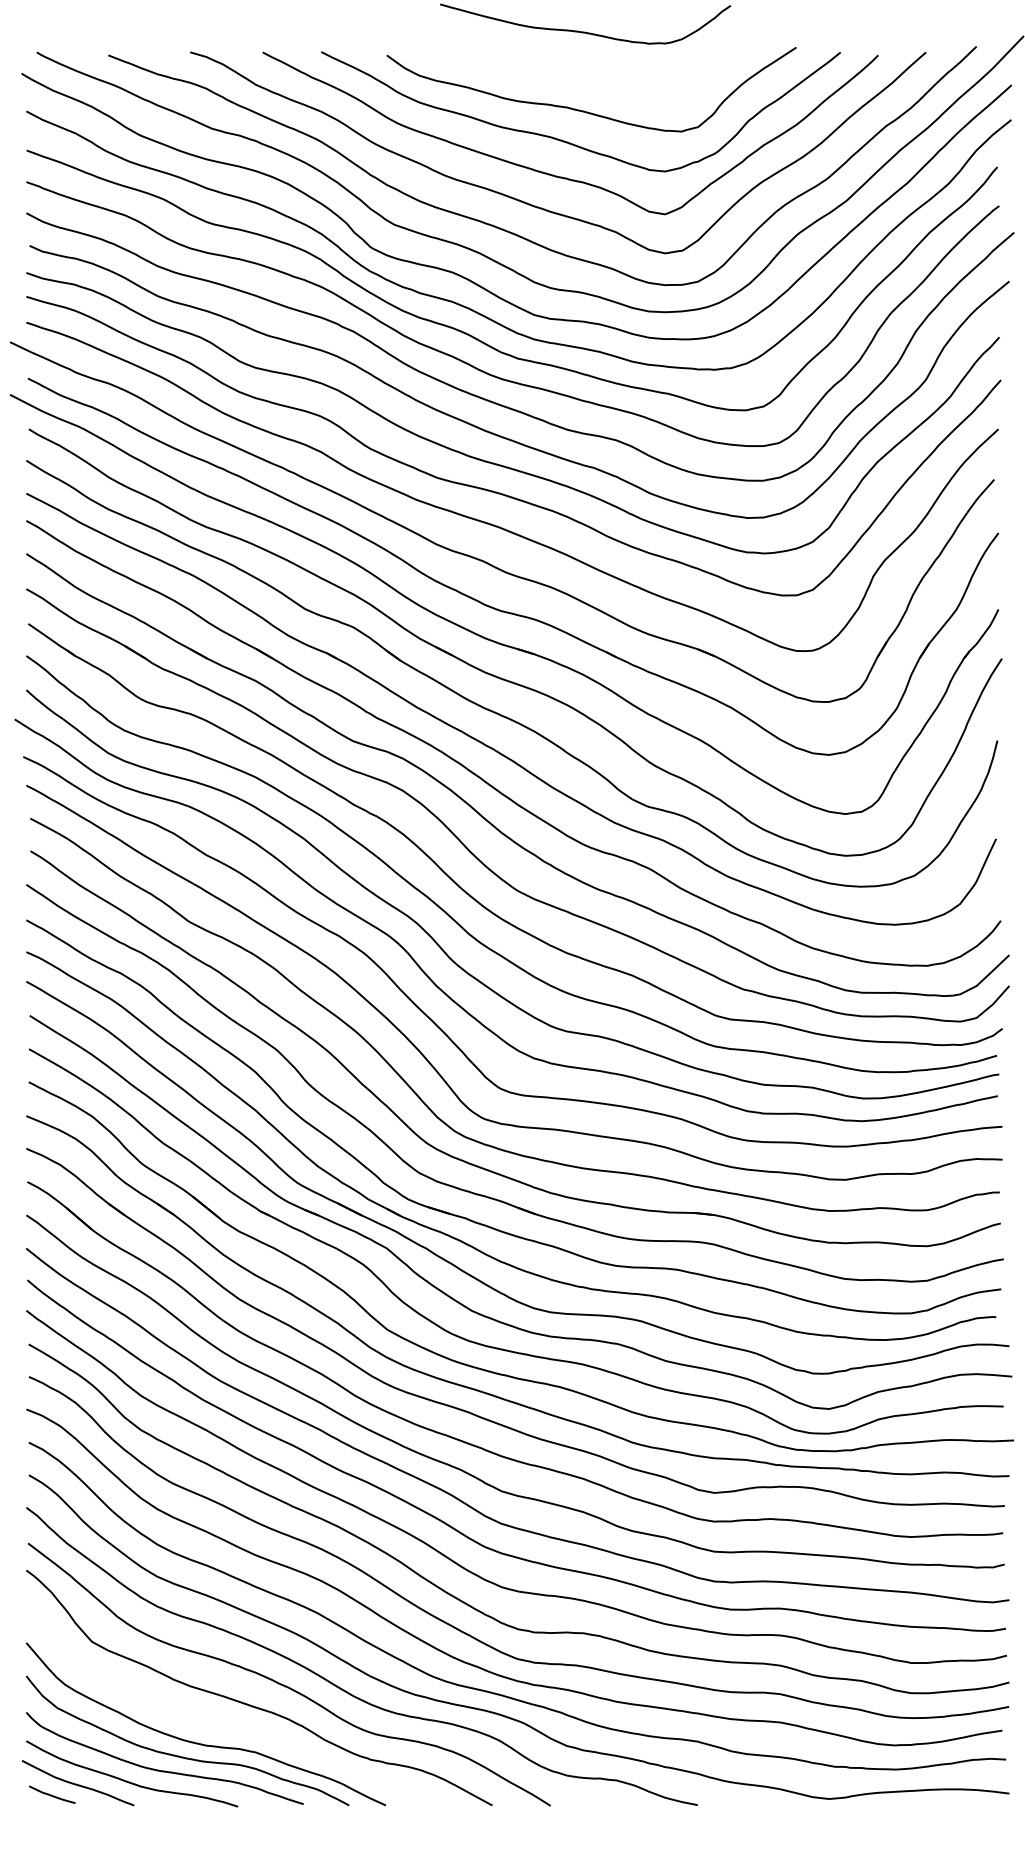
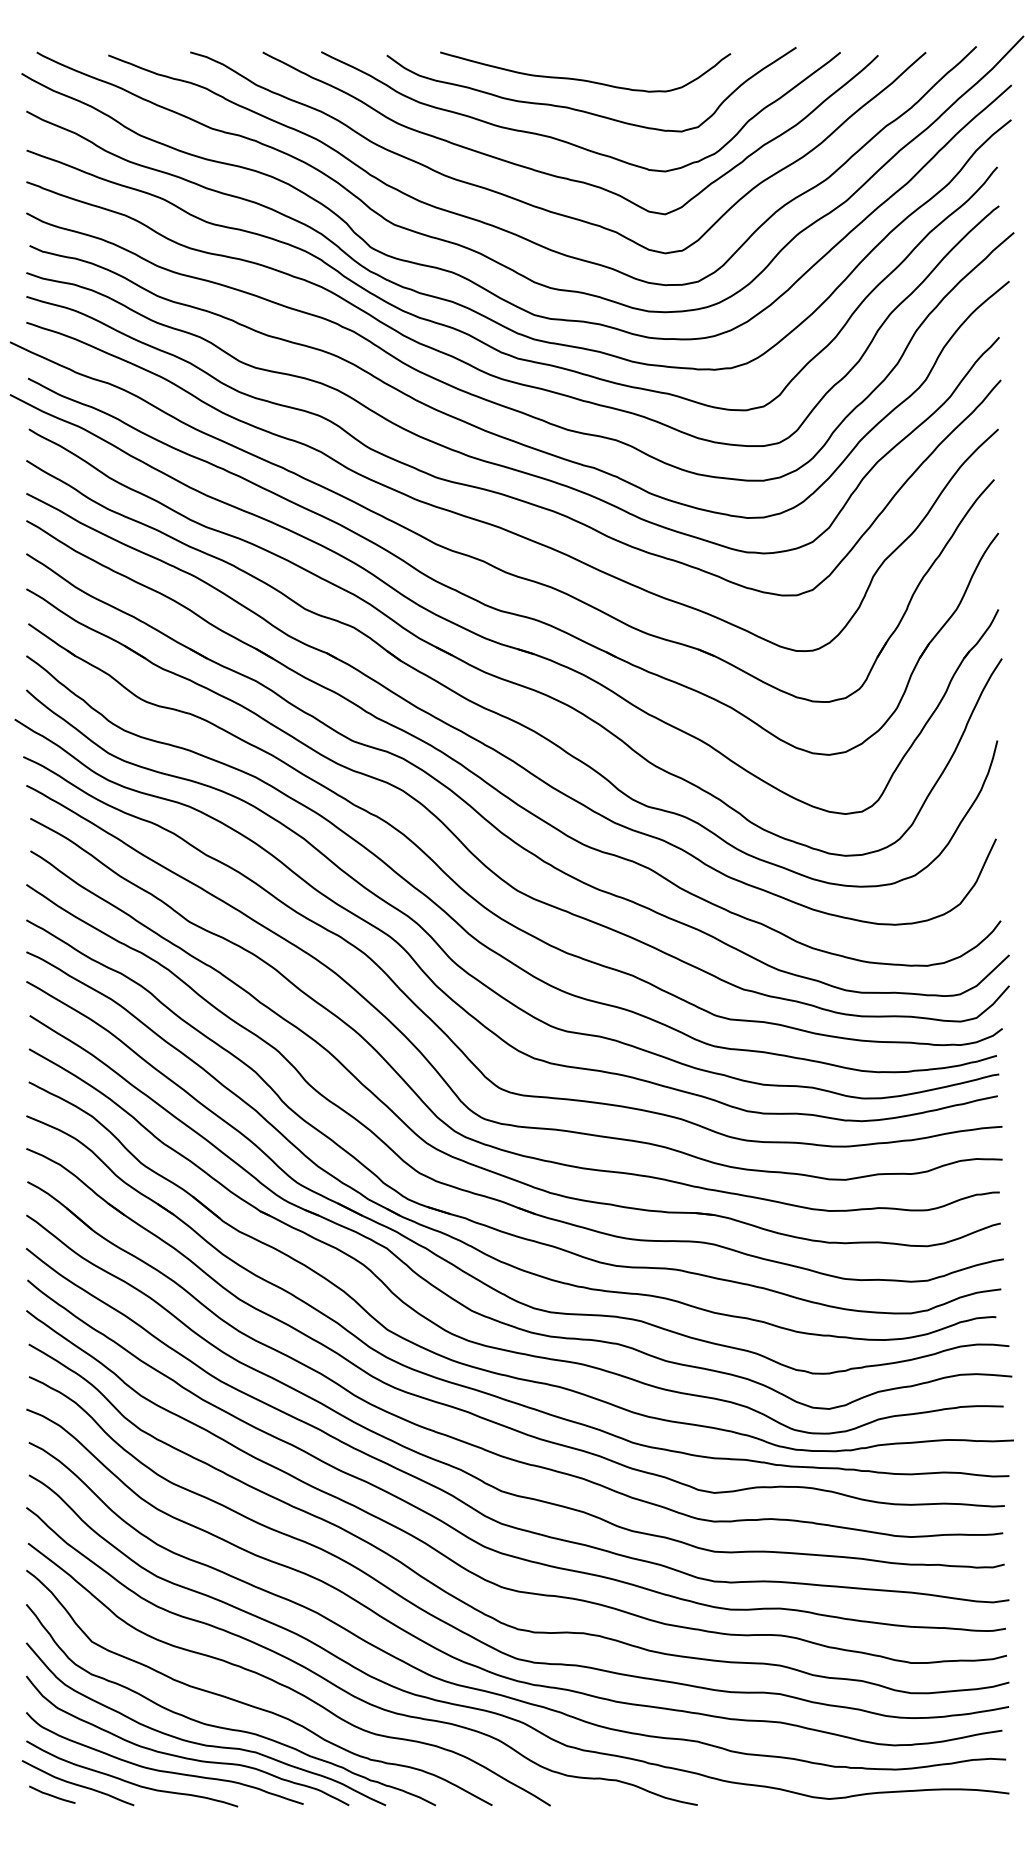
curve position: (585, 31) -> (585, 79) (585, 79)
curve: none -> present (226, 1727)
